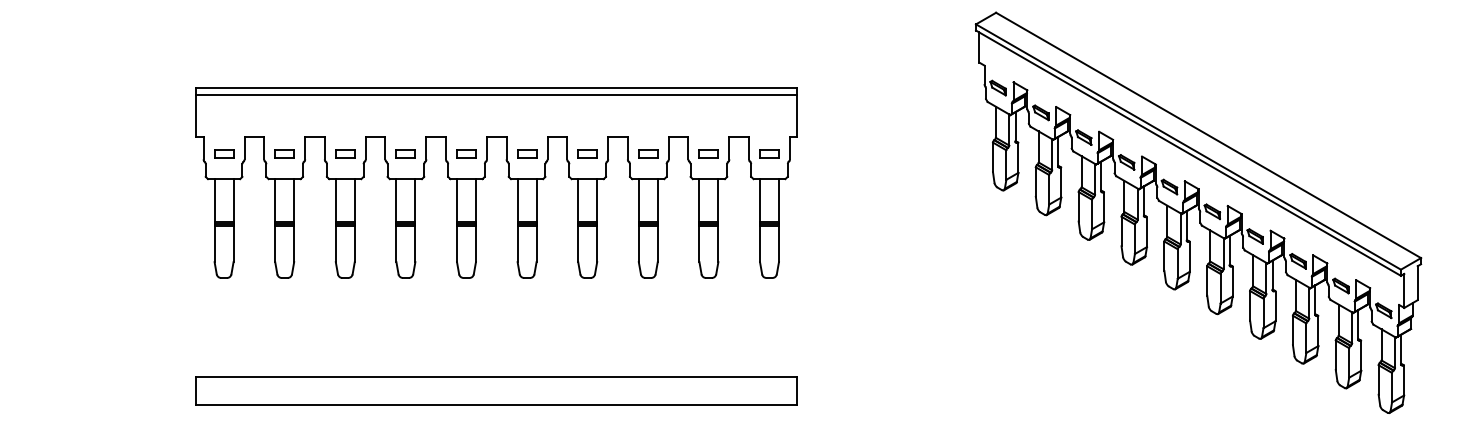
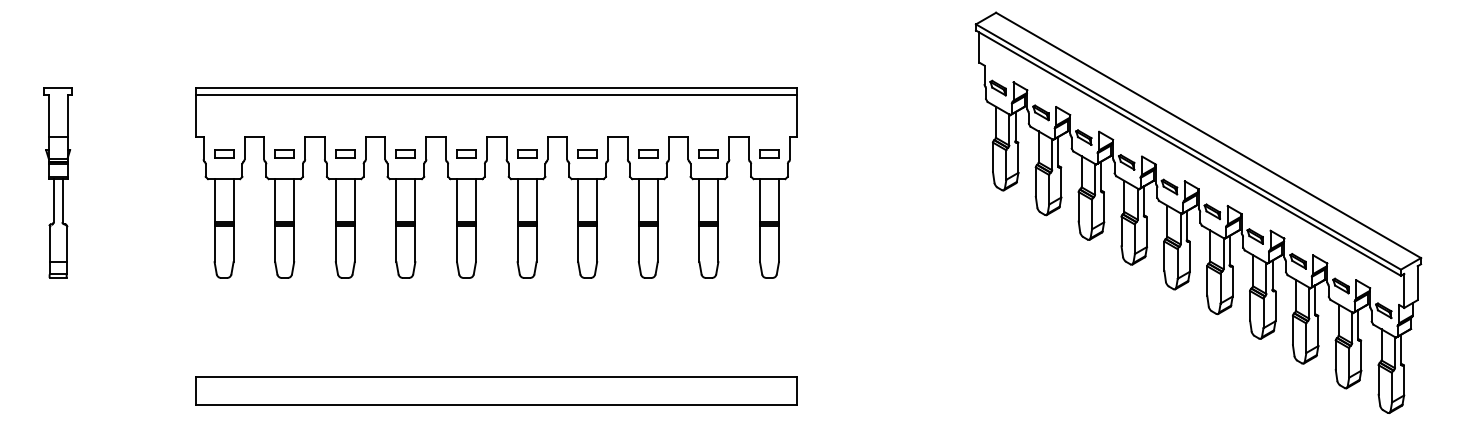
part: none -> present (57, 182)
